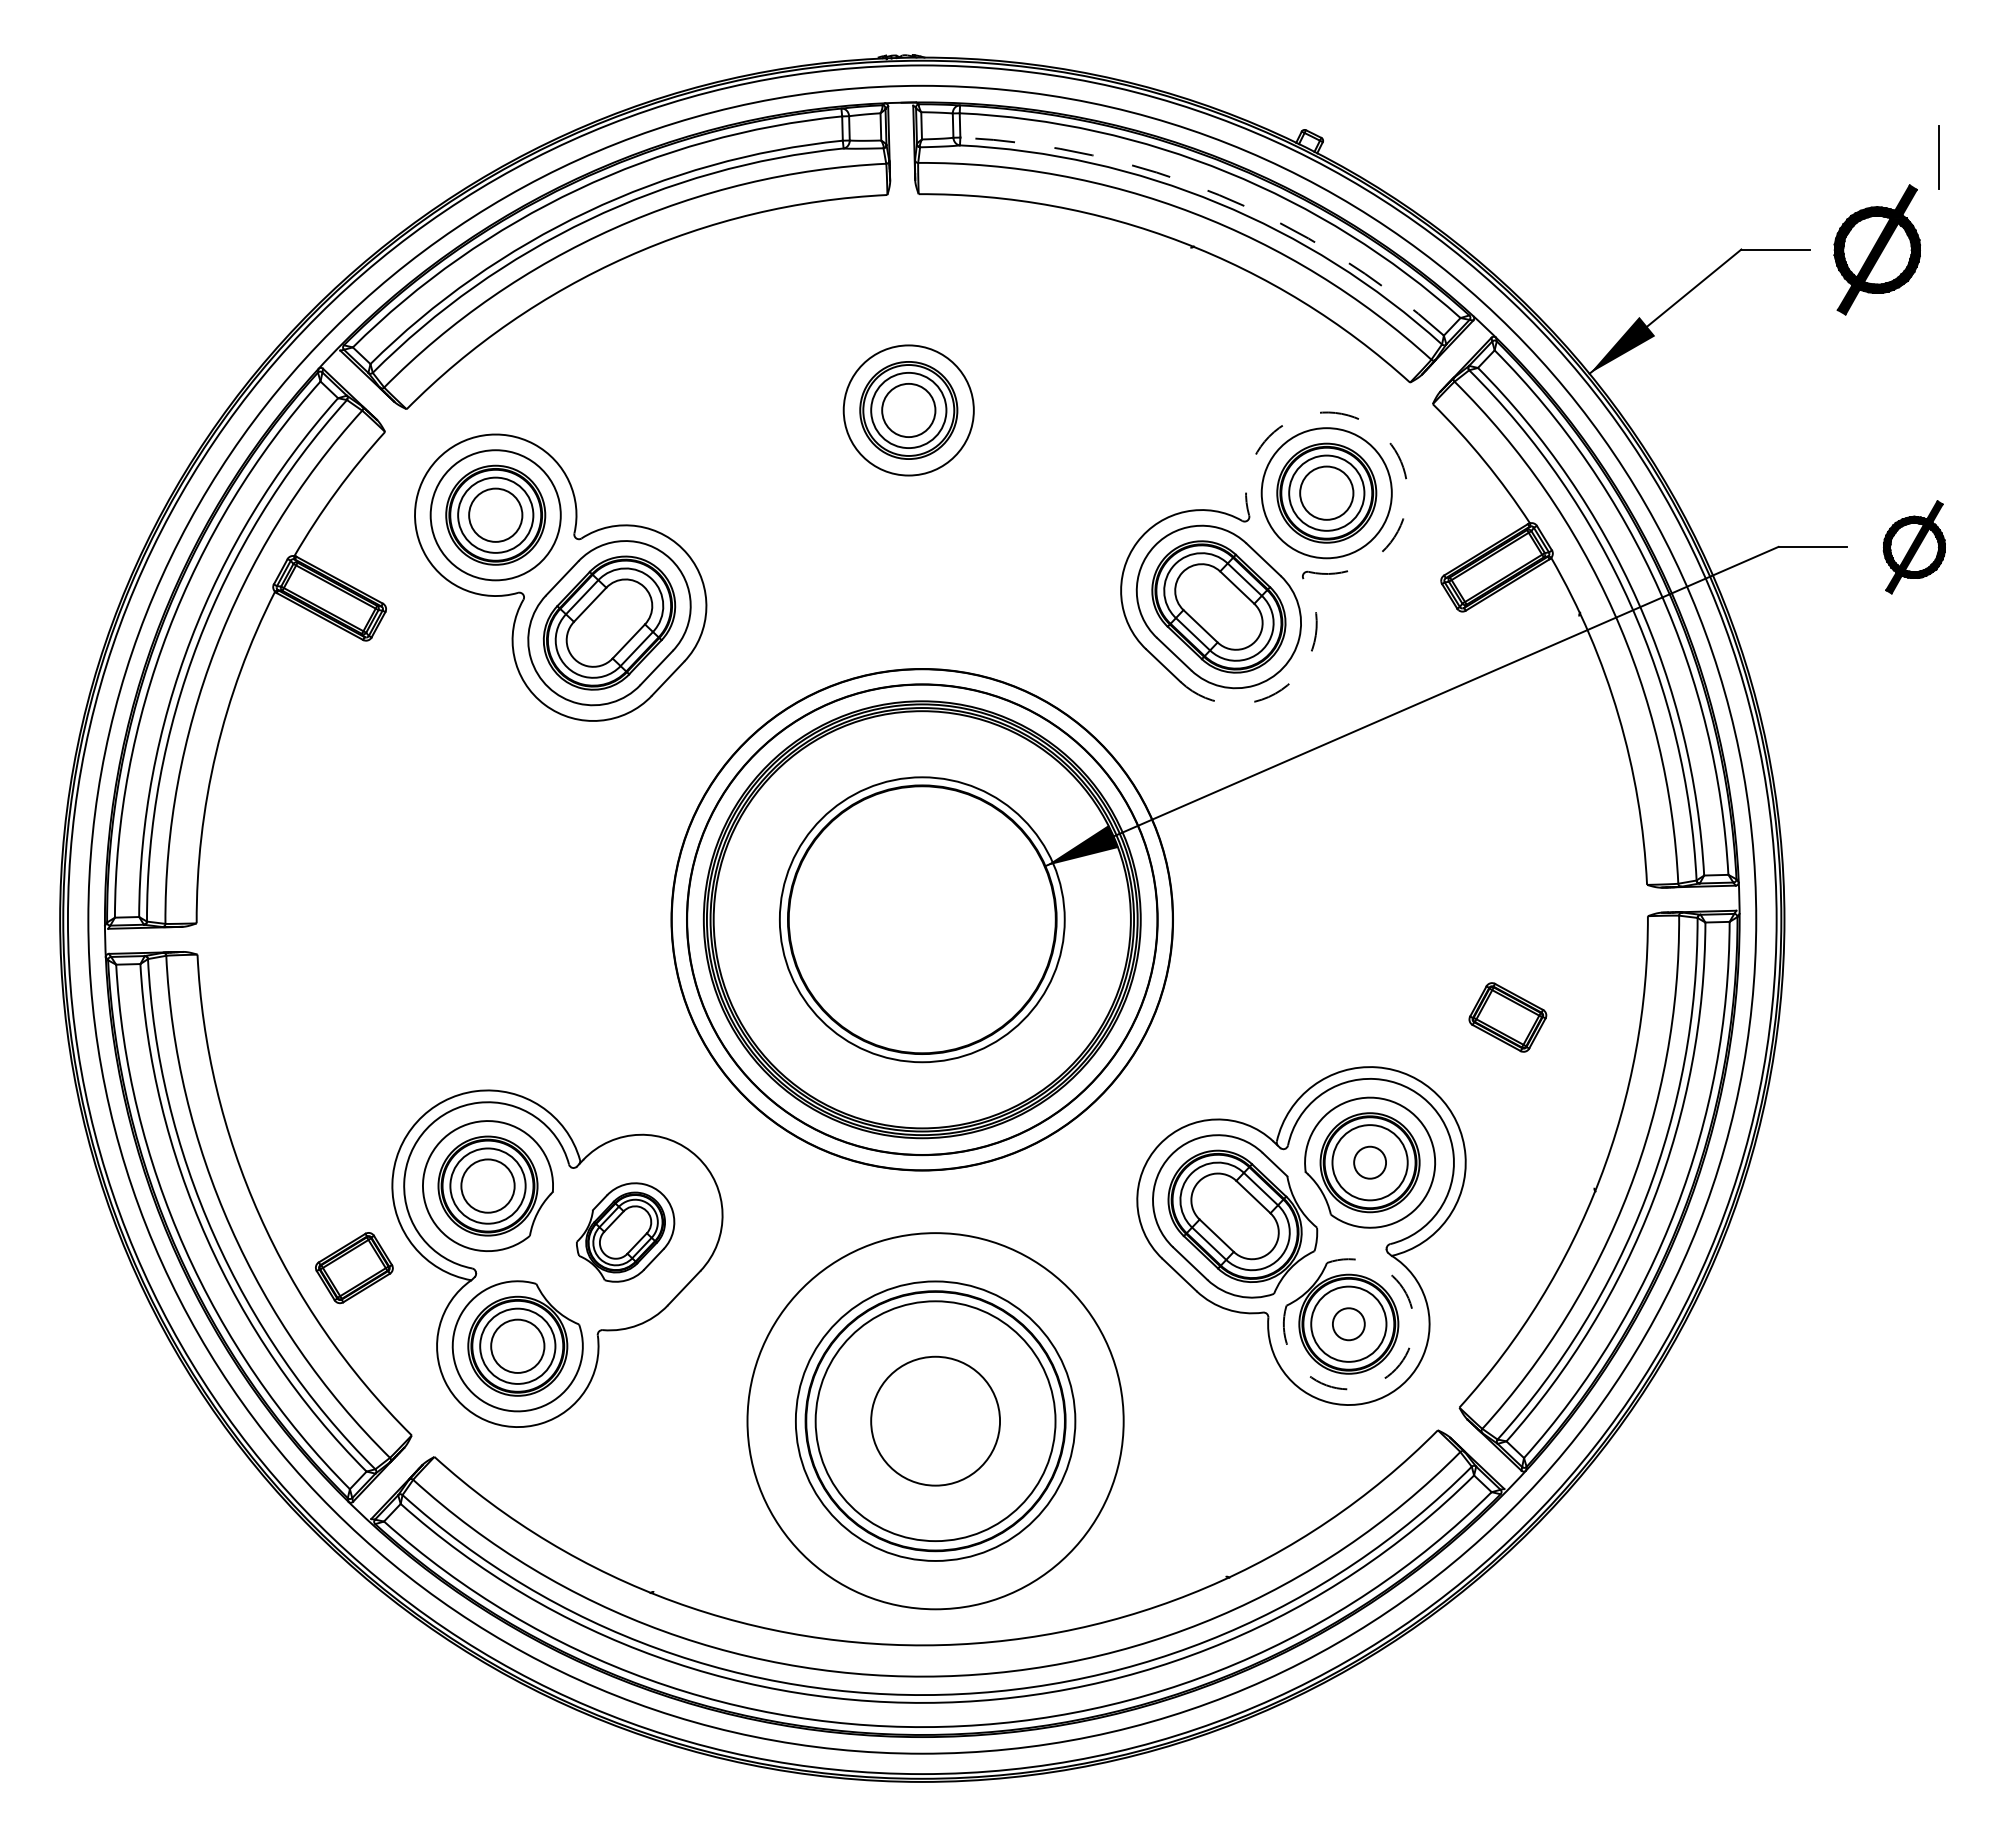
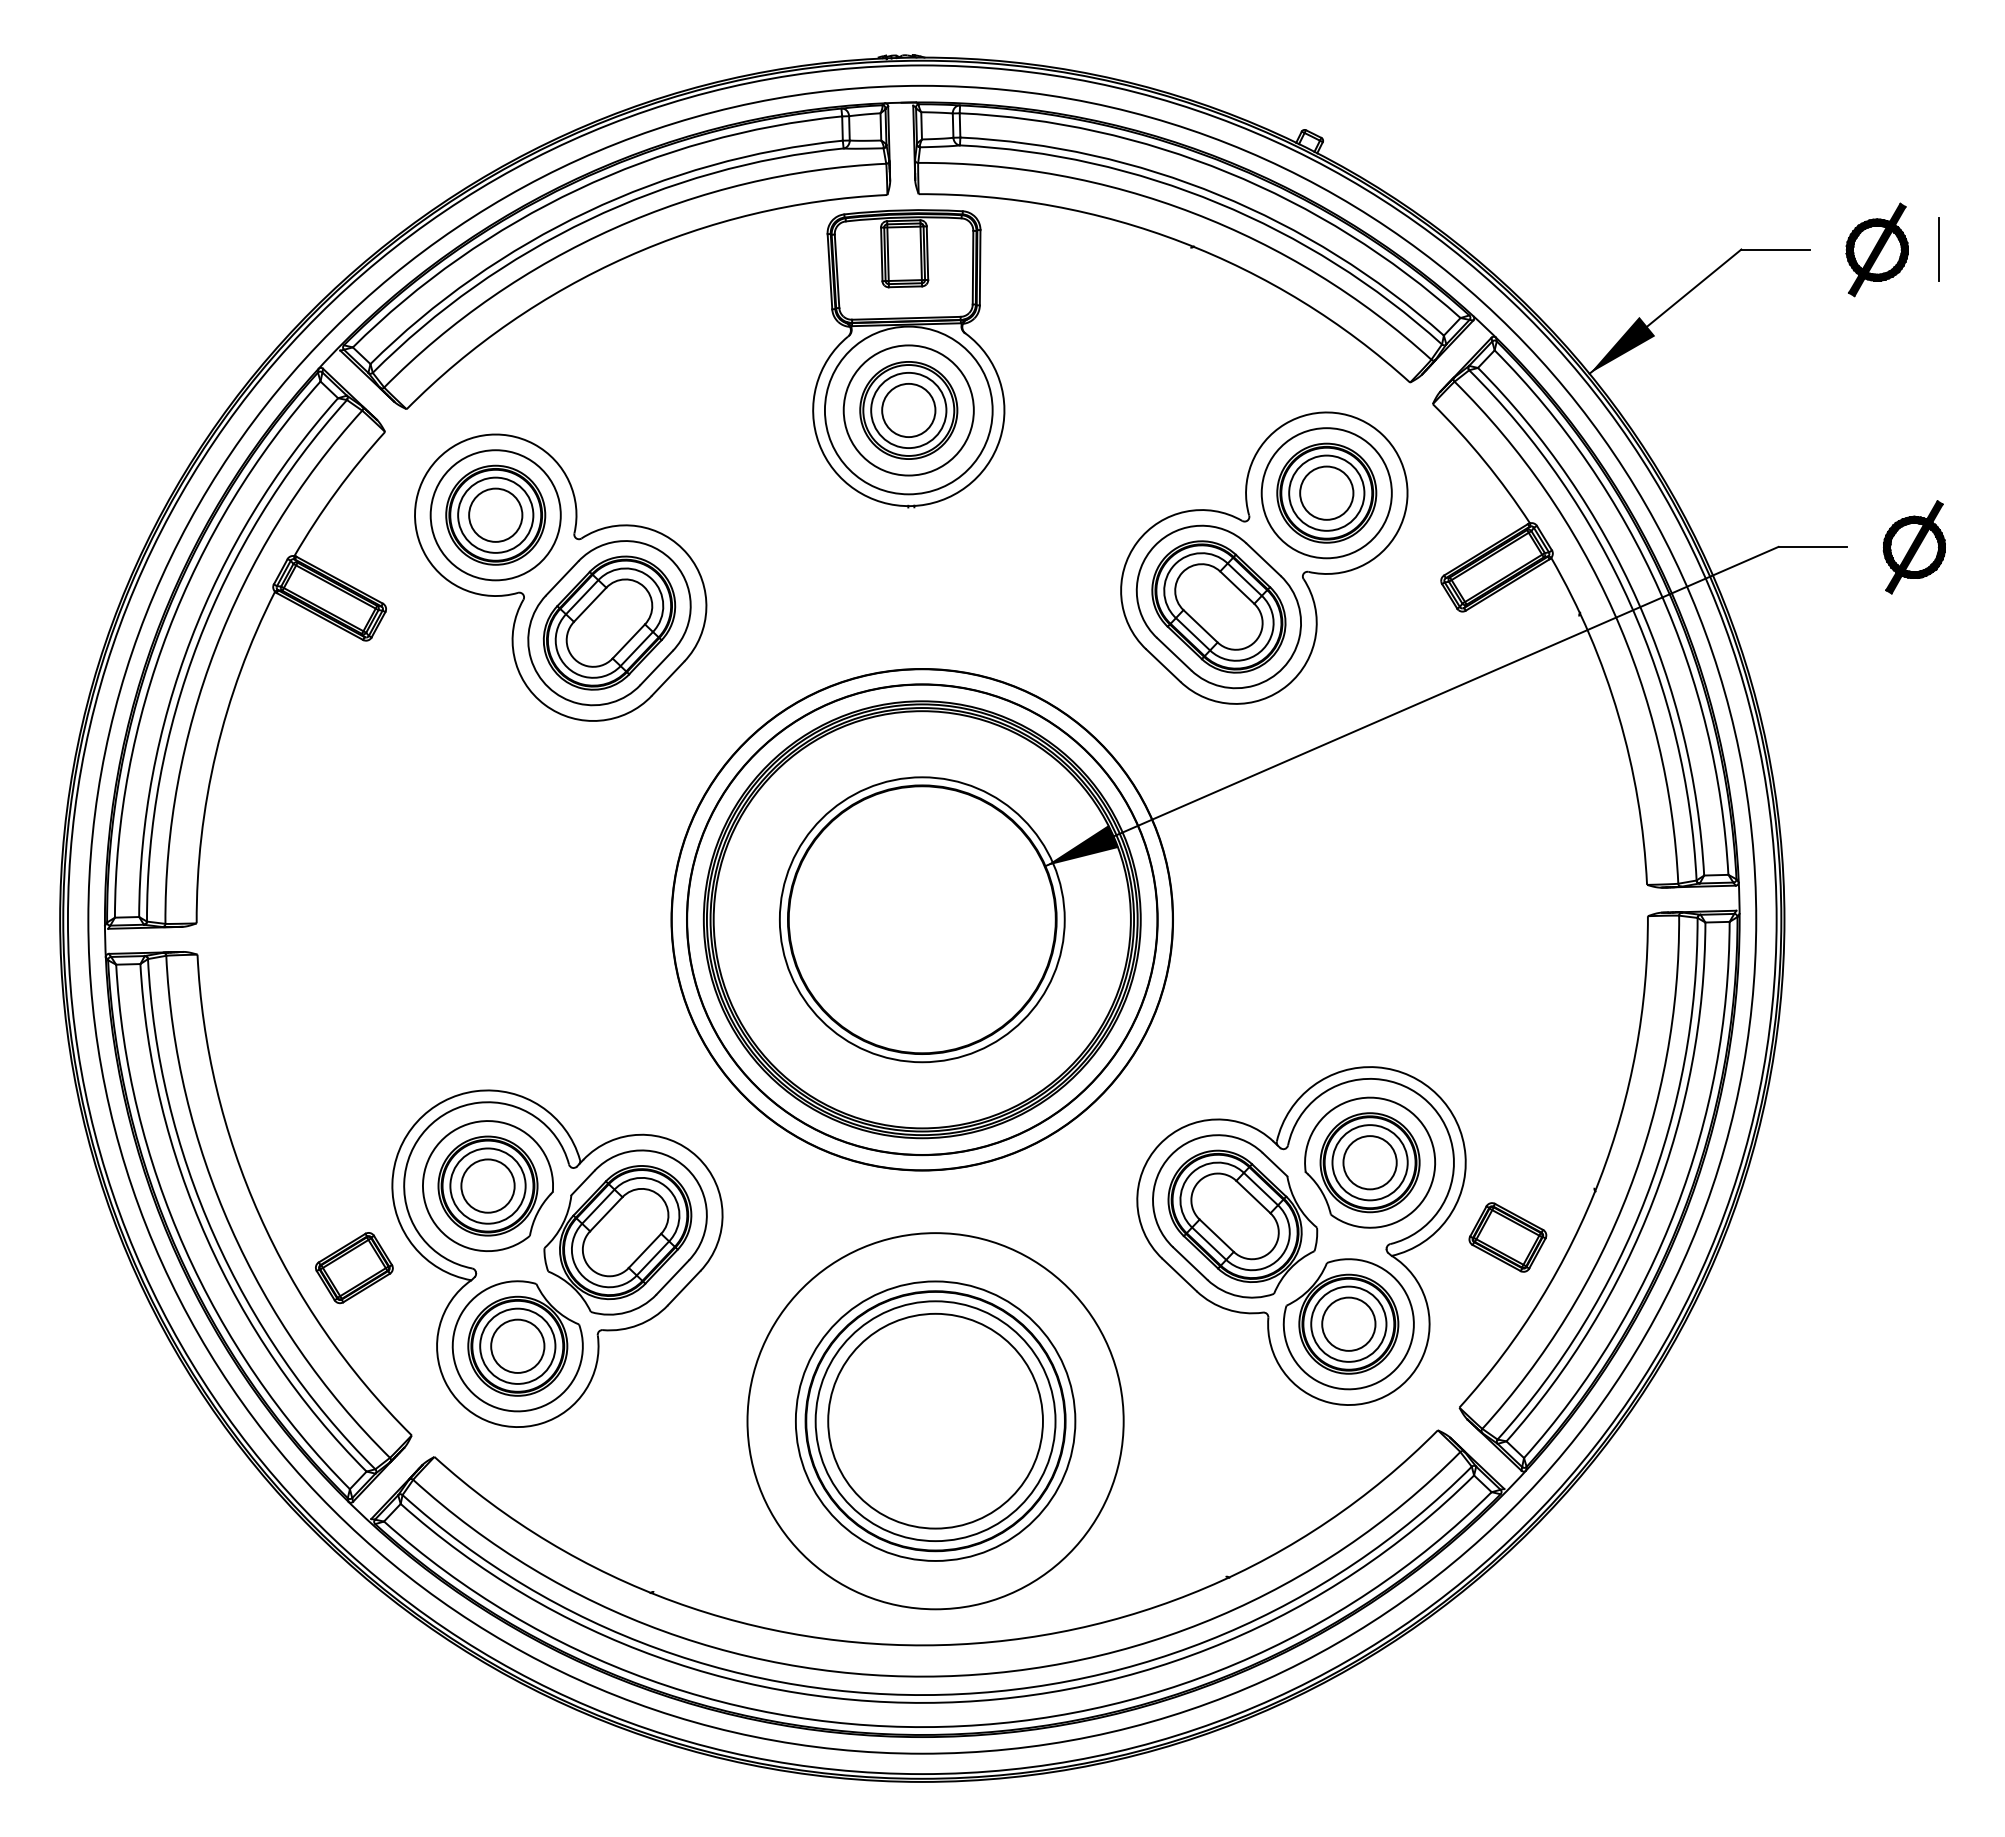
line position: (1938, 157) -> (1938, 249) (1938, 249)
arc: dashed -> solid (1219, 195)
part size: 88x132 px -> 64x96 px (1876, 249)
part: none -> present (908, 358)
arc: dashed -> solid (1382, 434)
arc: dashed -> solid (1287, 685)
part position: (1507, 1017) -> (1507, 1237) (1507, 1237)
circle diameter: 32 px -> 53 px (1369, 1162)
part size: 100x101 px -> 165x167 px (625, 1232)
circle diameter: 32 px -> 53 px (1348, 1323)
arc: dashed -> solid (1396, 1369)
circle diameter: 129 px -> 215 px (935, 1420)
